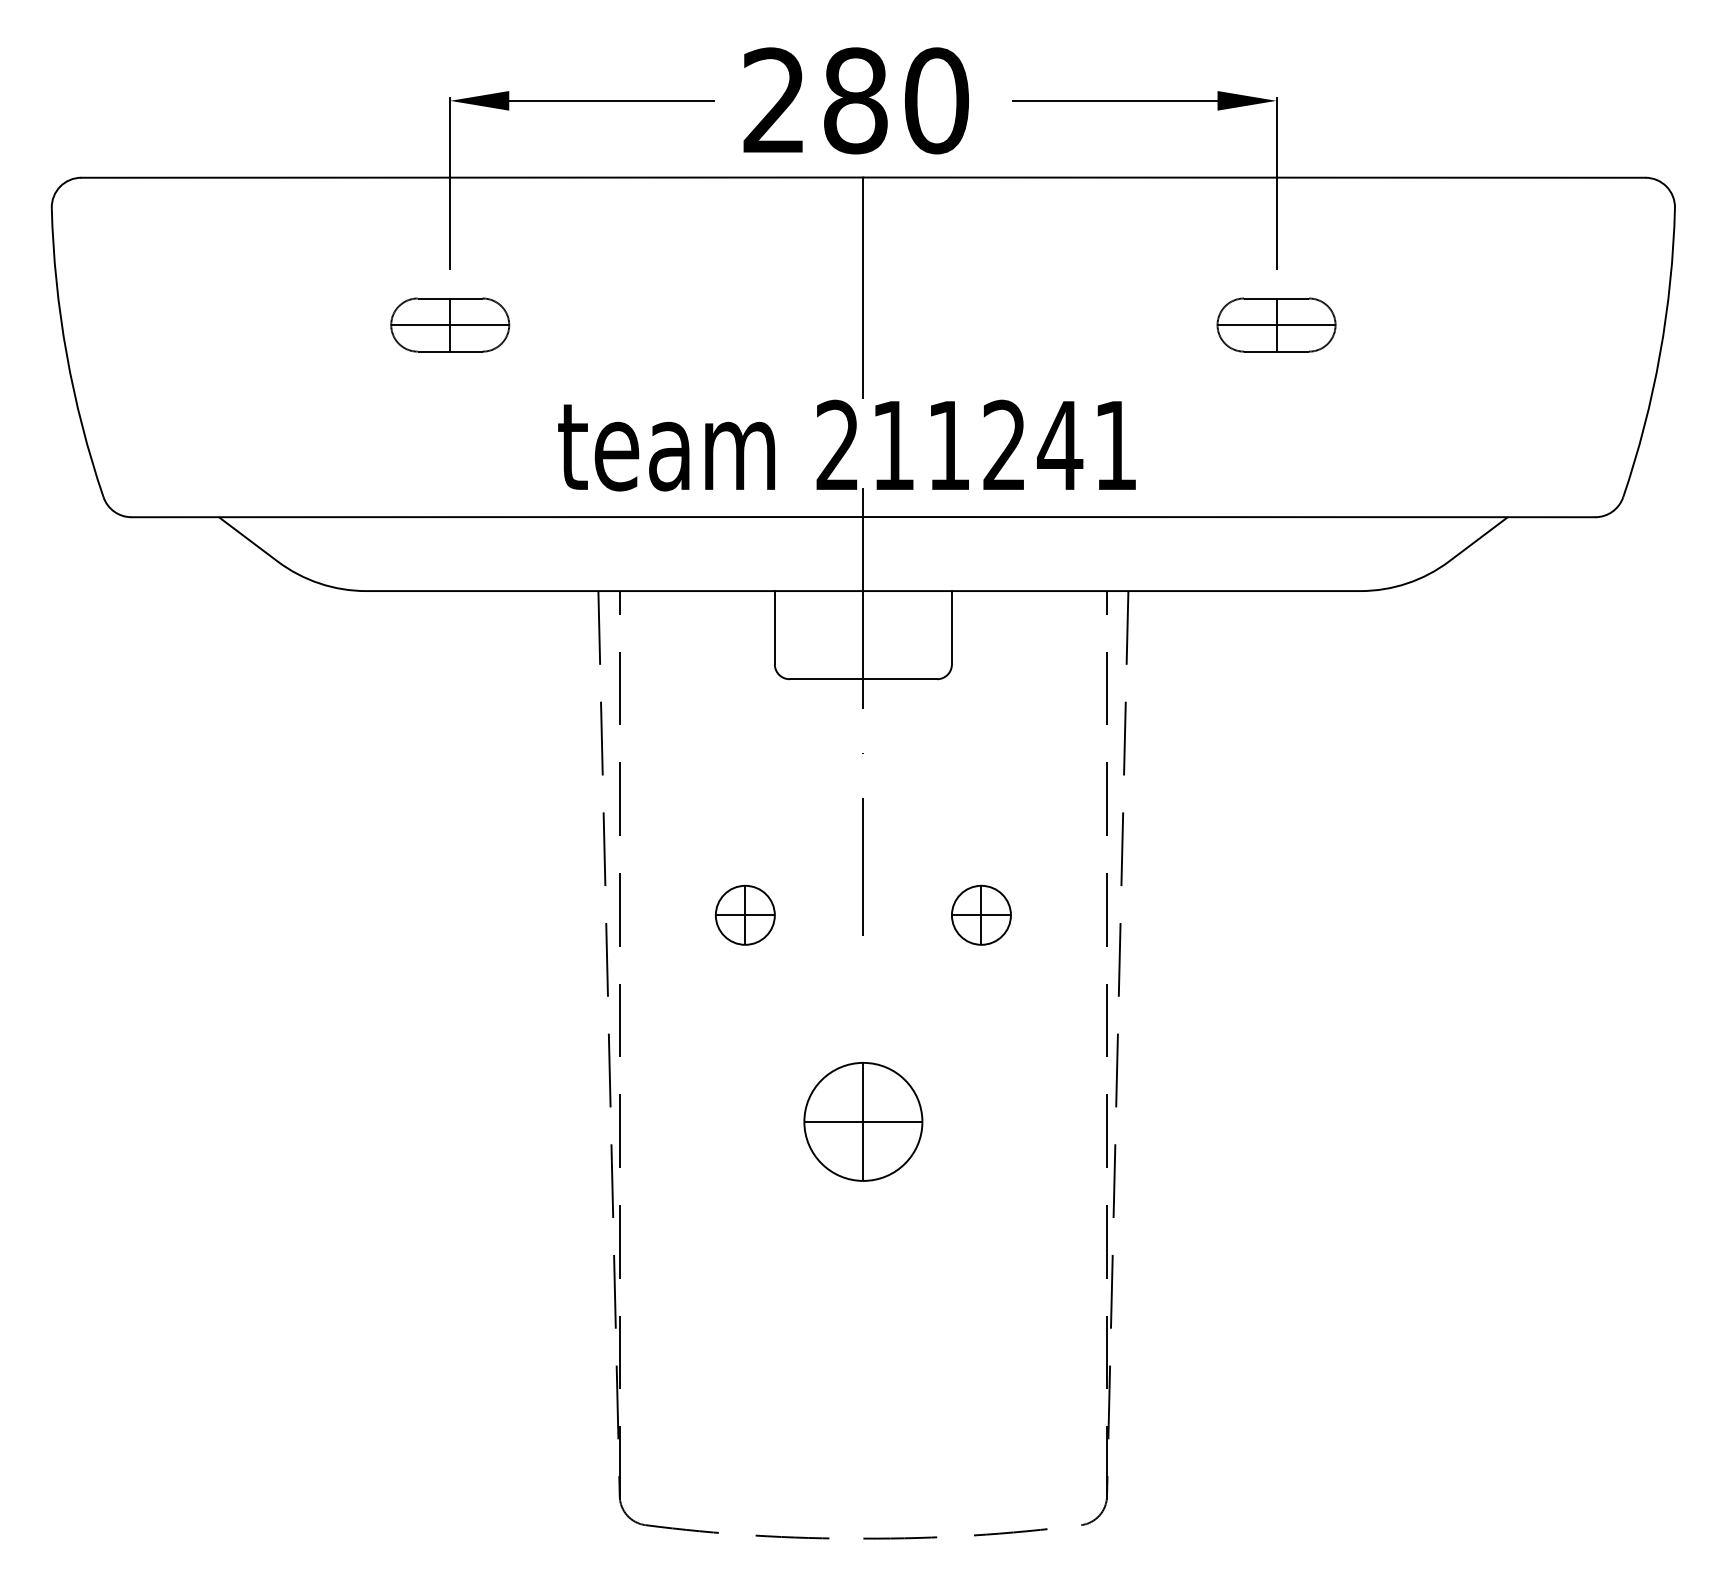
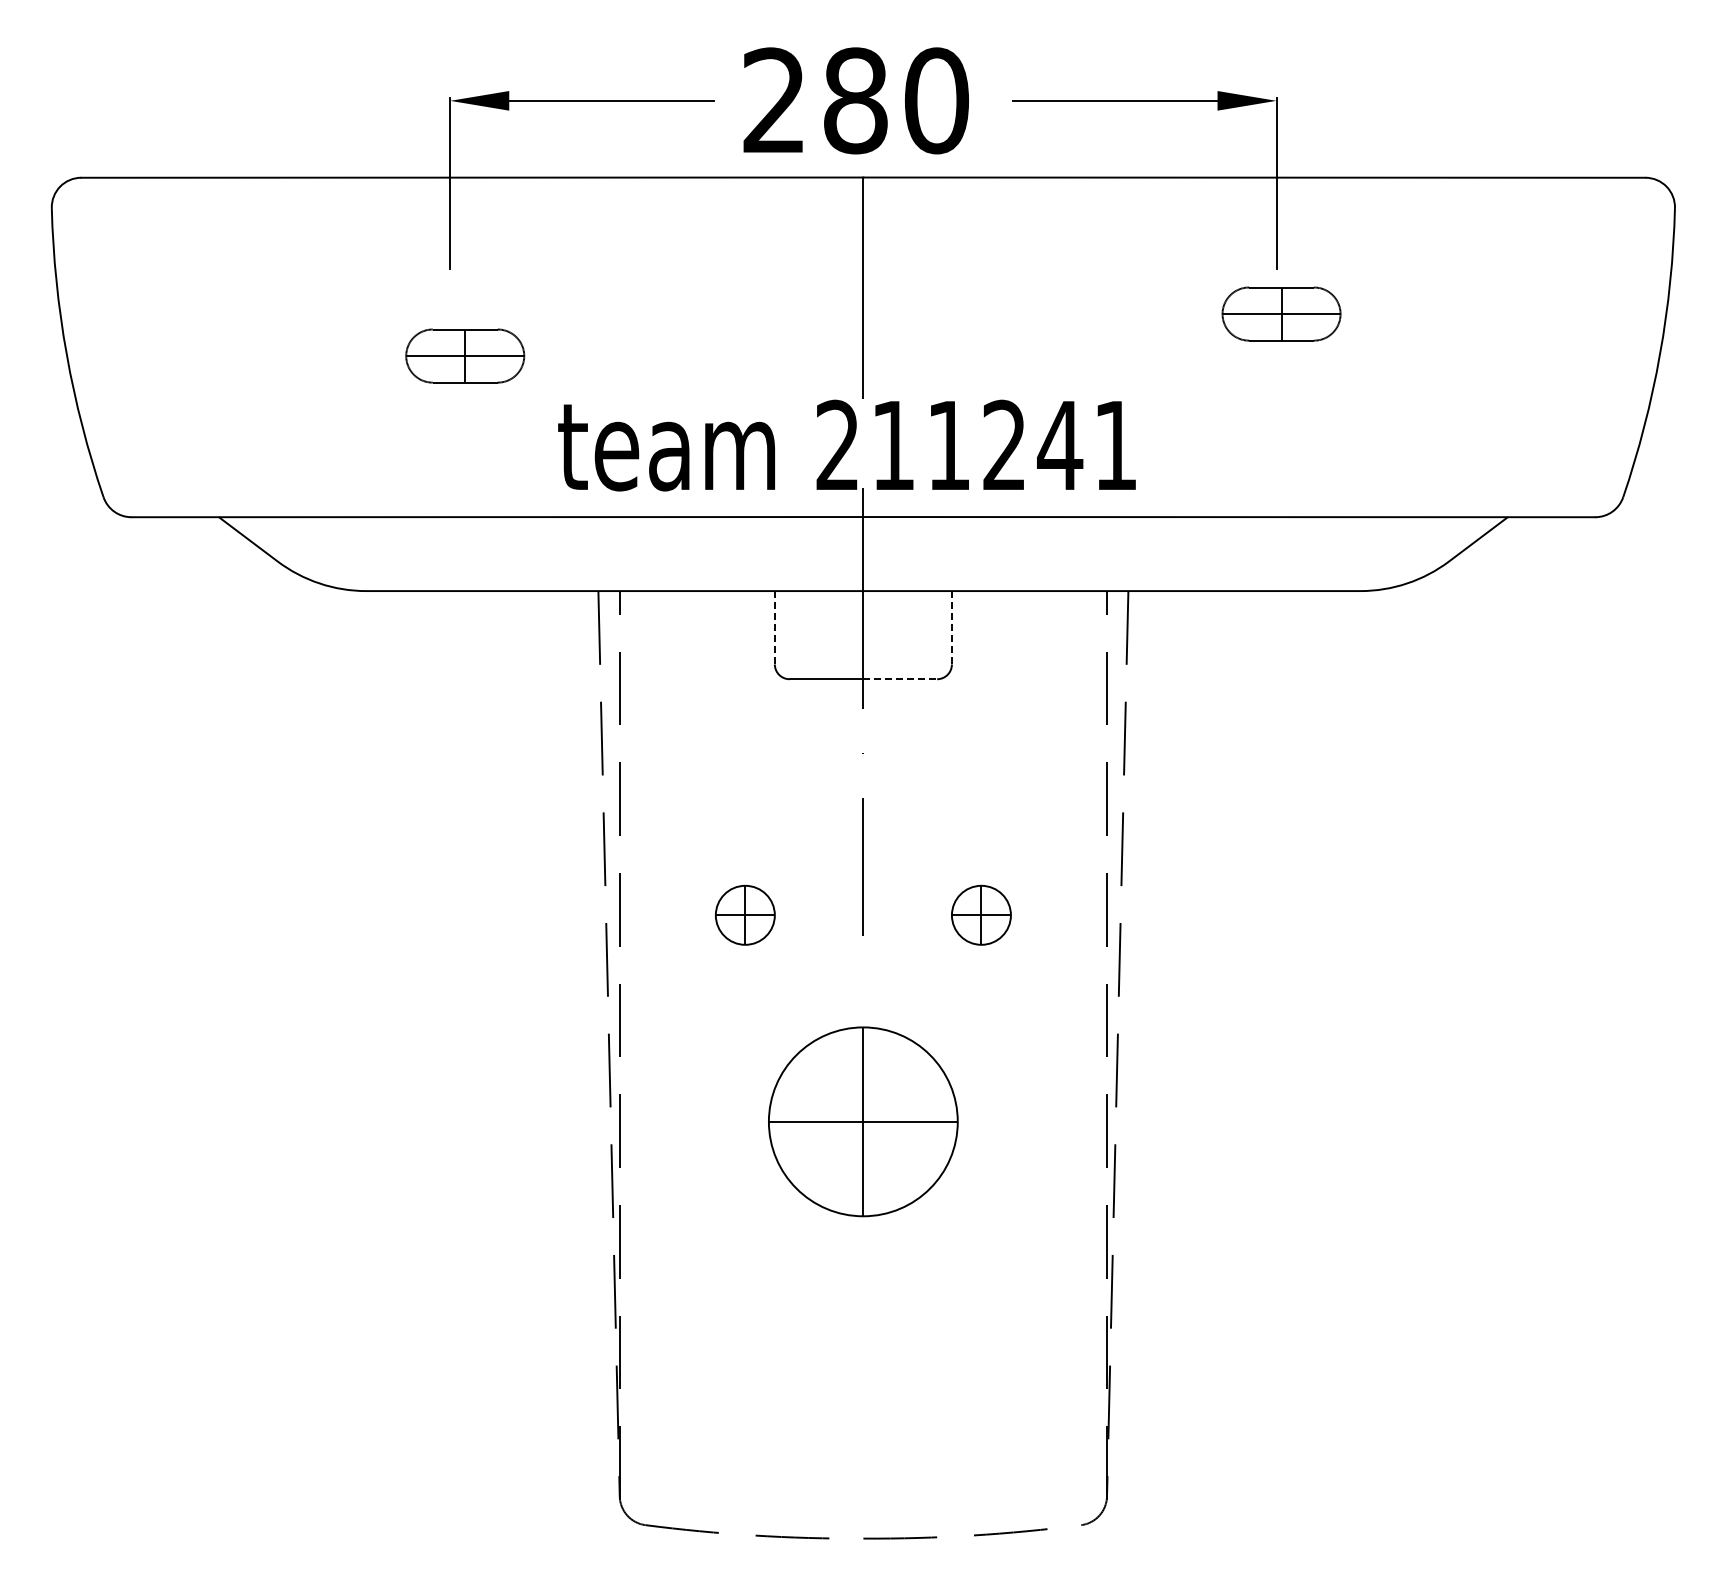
part position: (450, 324) -> (465, 355) (465, 355)
part position: (1276, 324) -> (1281, 313) (1281, 313)
line: solid -> dashed (774, 627)
line: solid -> dashed (951, 627)
line: solid -> dashed (900, 679)
part size: 121x120 px -> 191x192 px (863, 1121)
